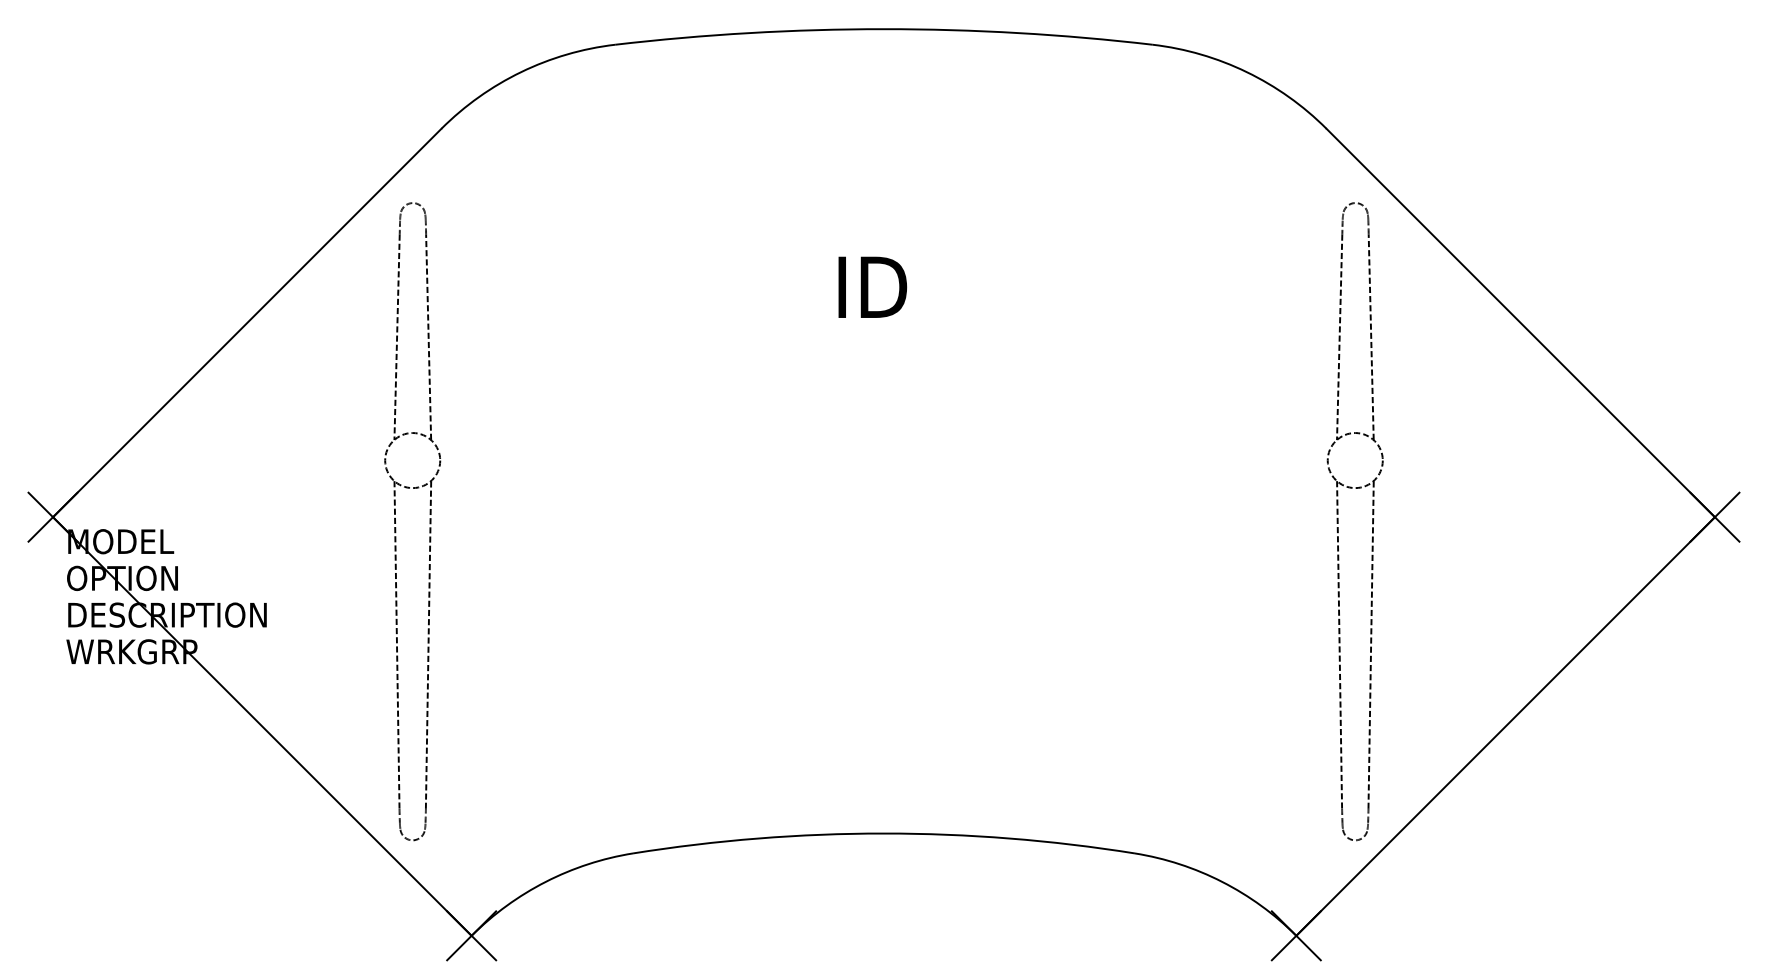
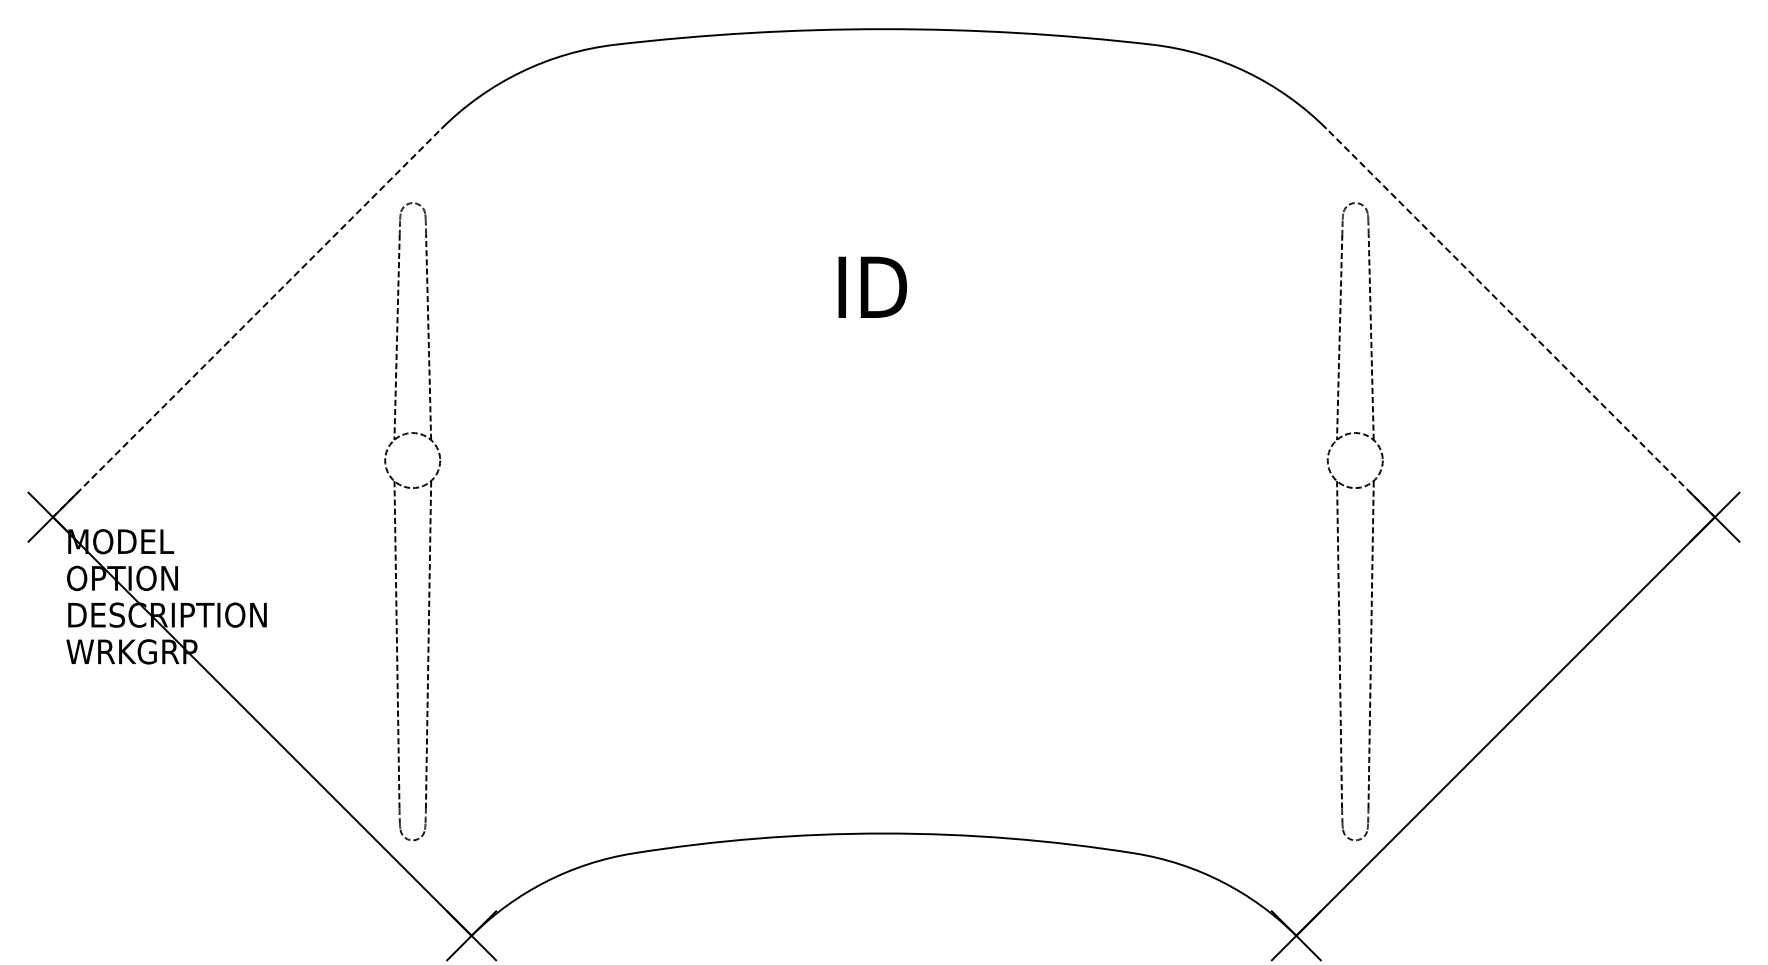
line: solid -> dashed (247, 323)
line: solid -> dashed (1520, 323)
